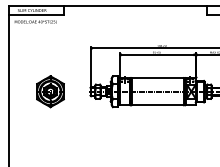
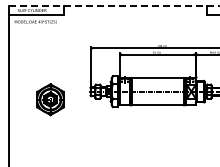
line: solid -> dashed (114, 5)
part position: (50, 91) -> (50, 99) (50, 99)
